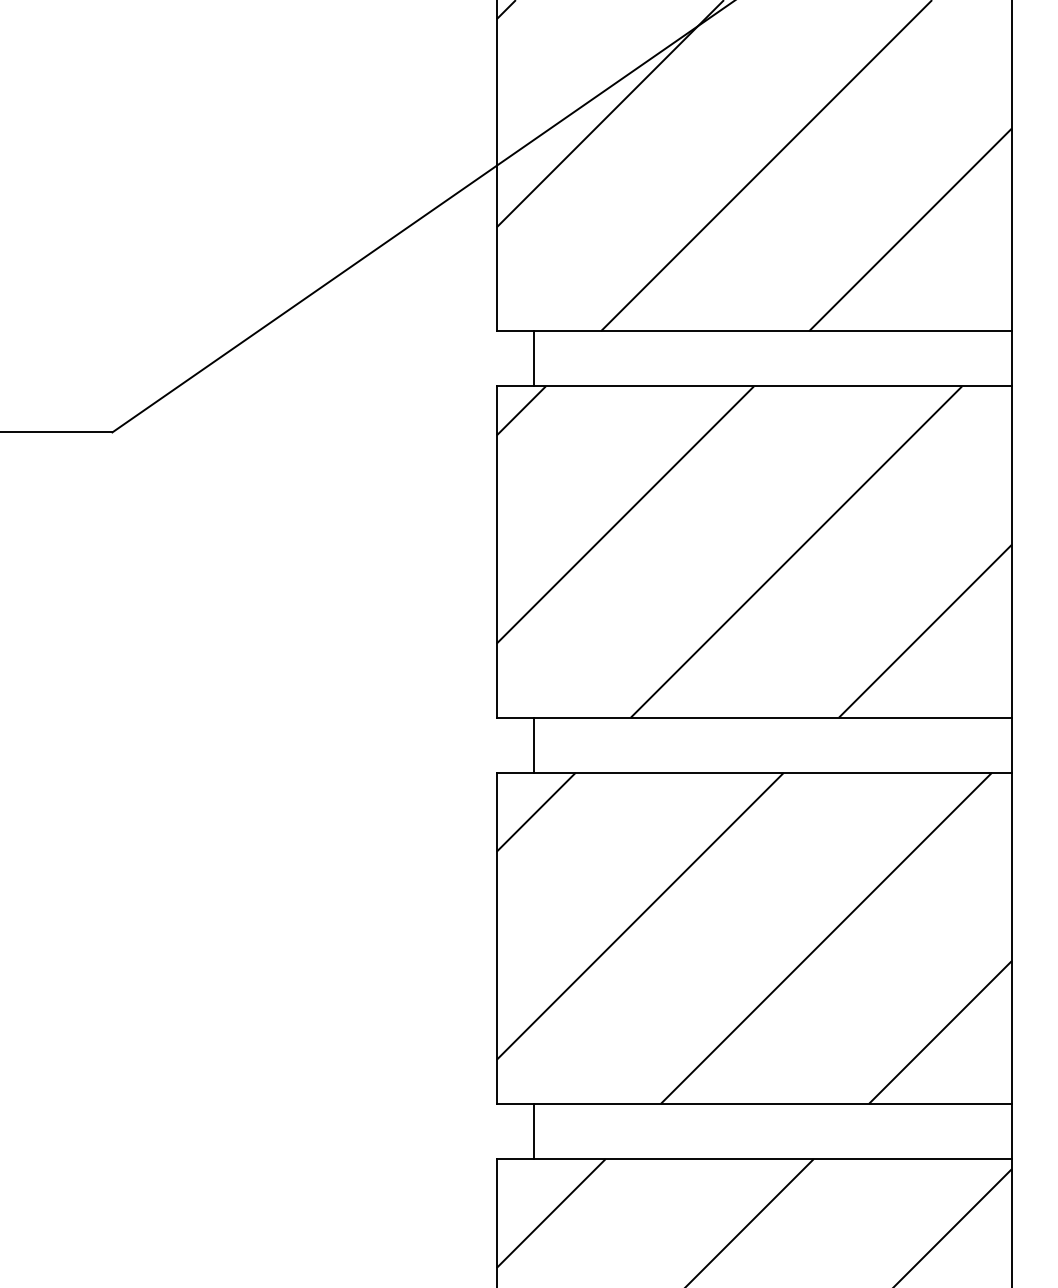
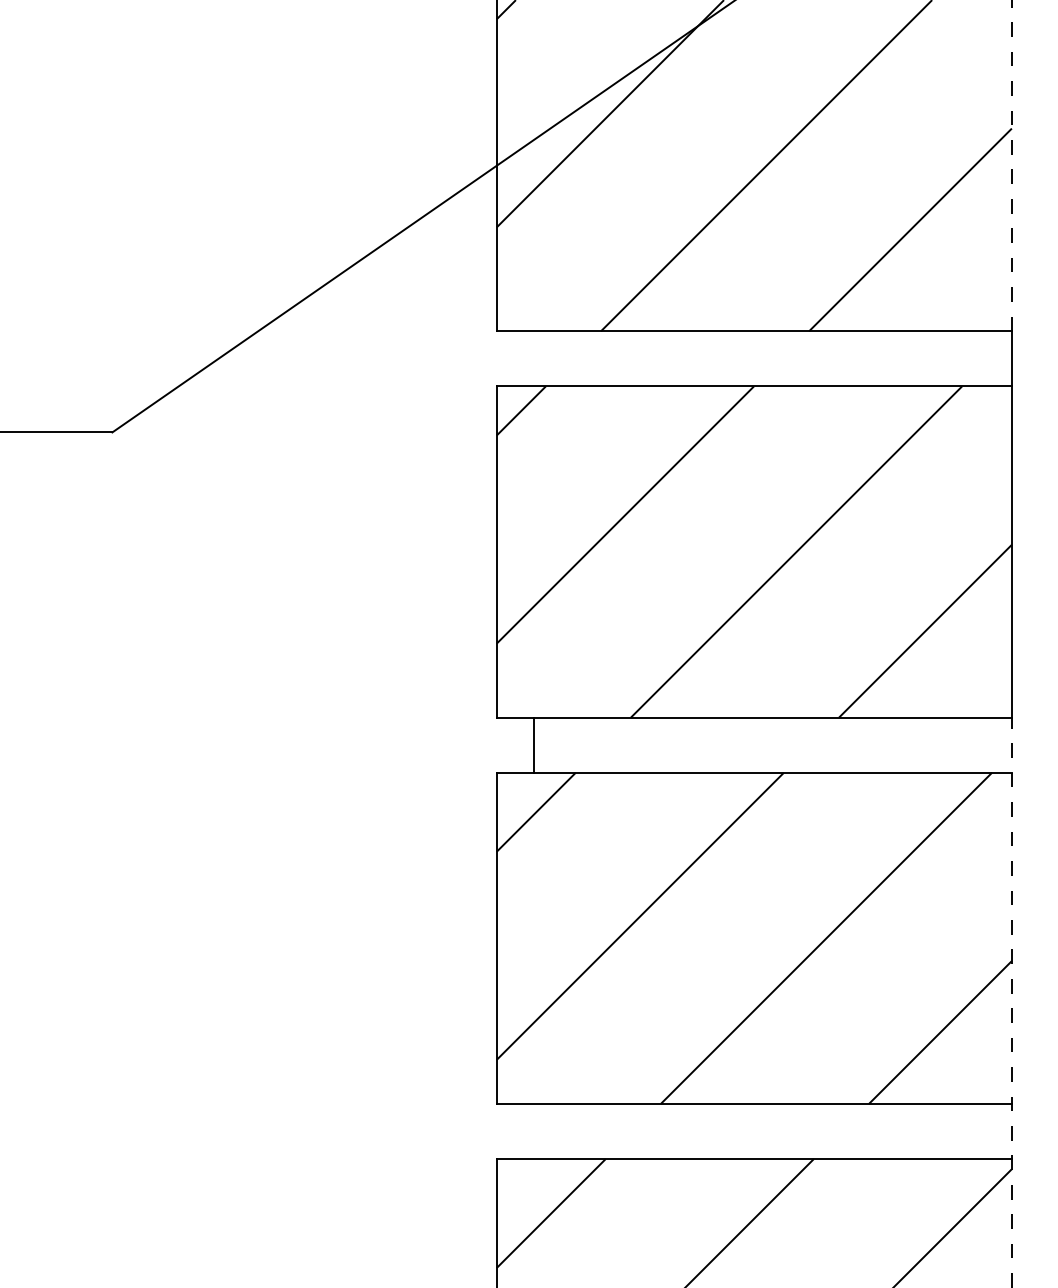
line: solid -> dashed (1011, 165)
line: present -> none (533, 358)
line: solid -> dashed (1011, 1002)
line: present -> none (533, 1131)
